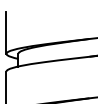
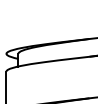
line: present -> none (6, 32)
